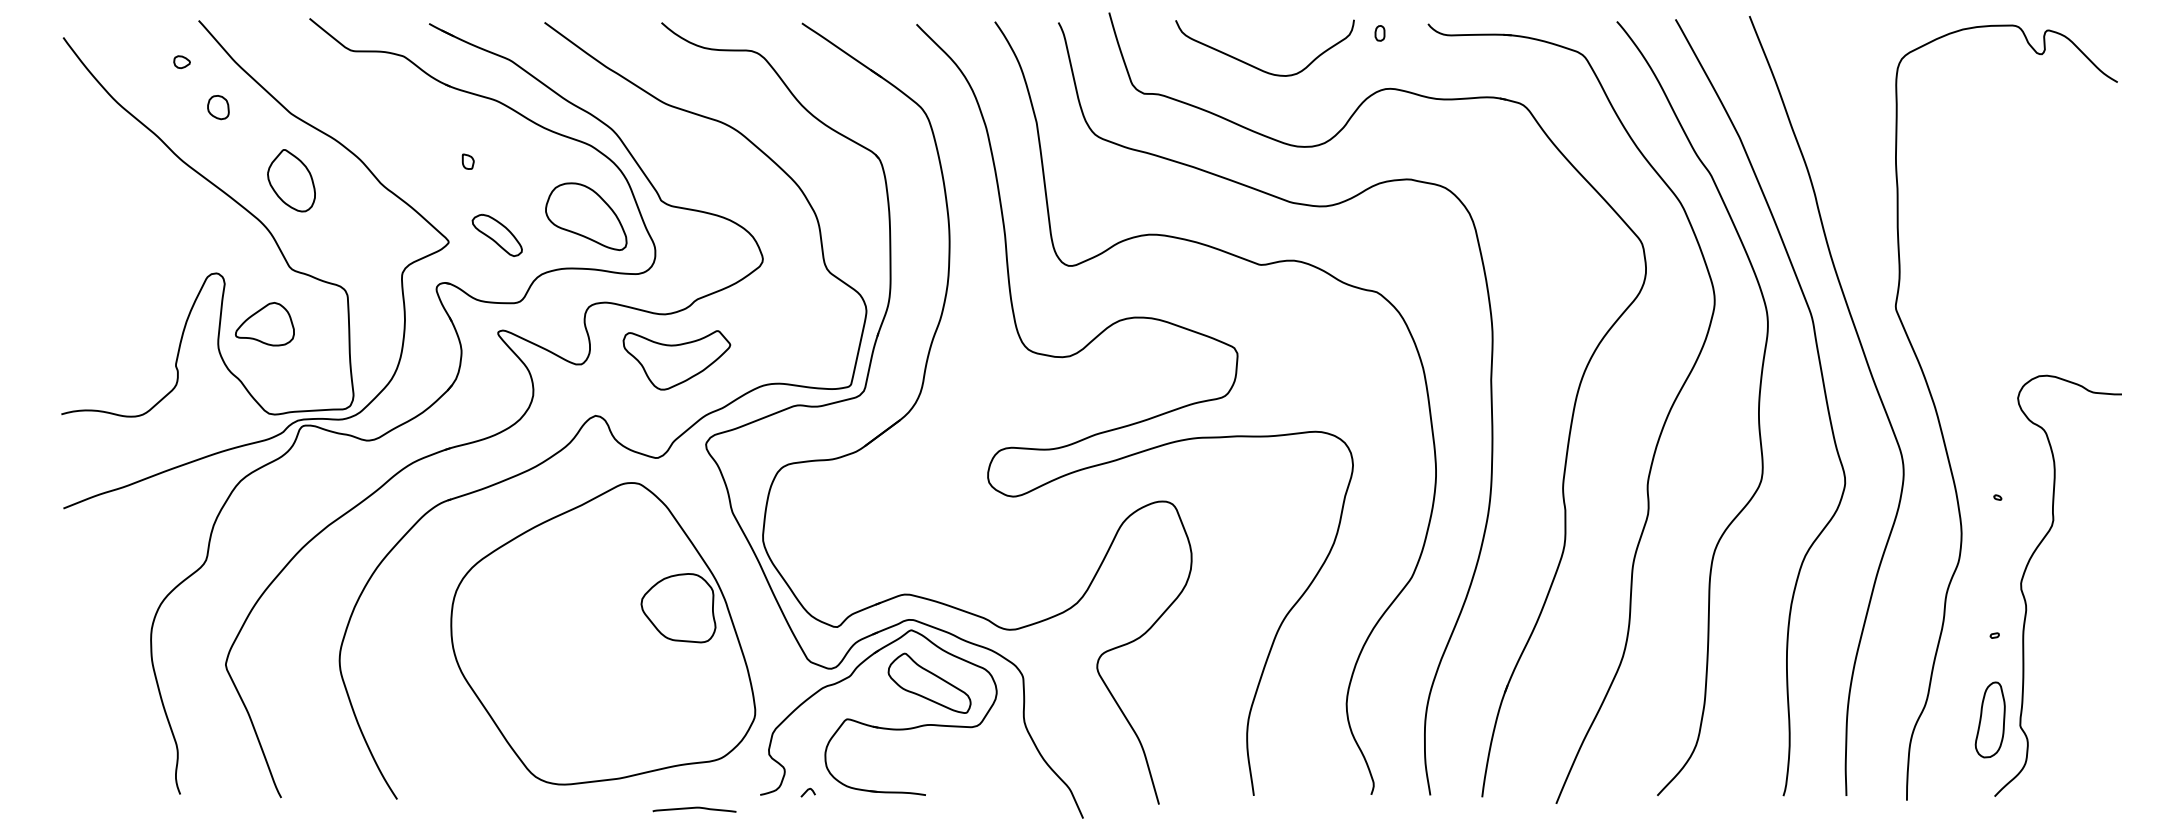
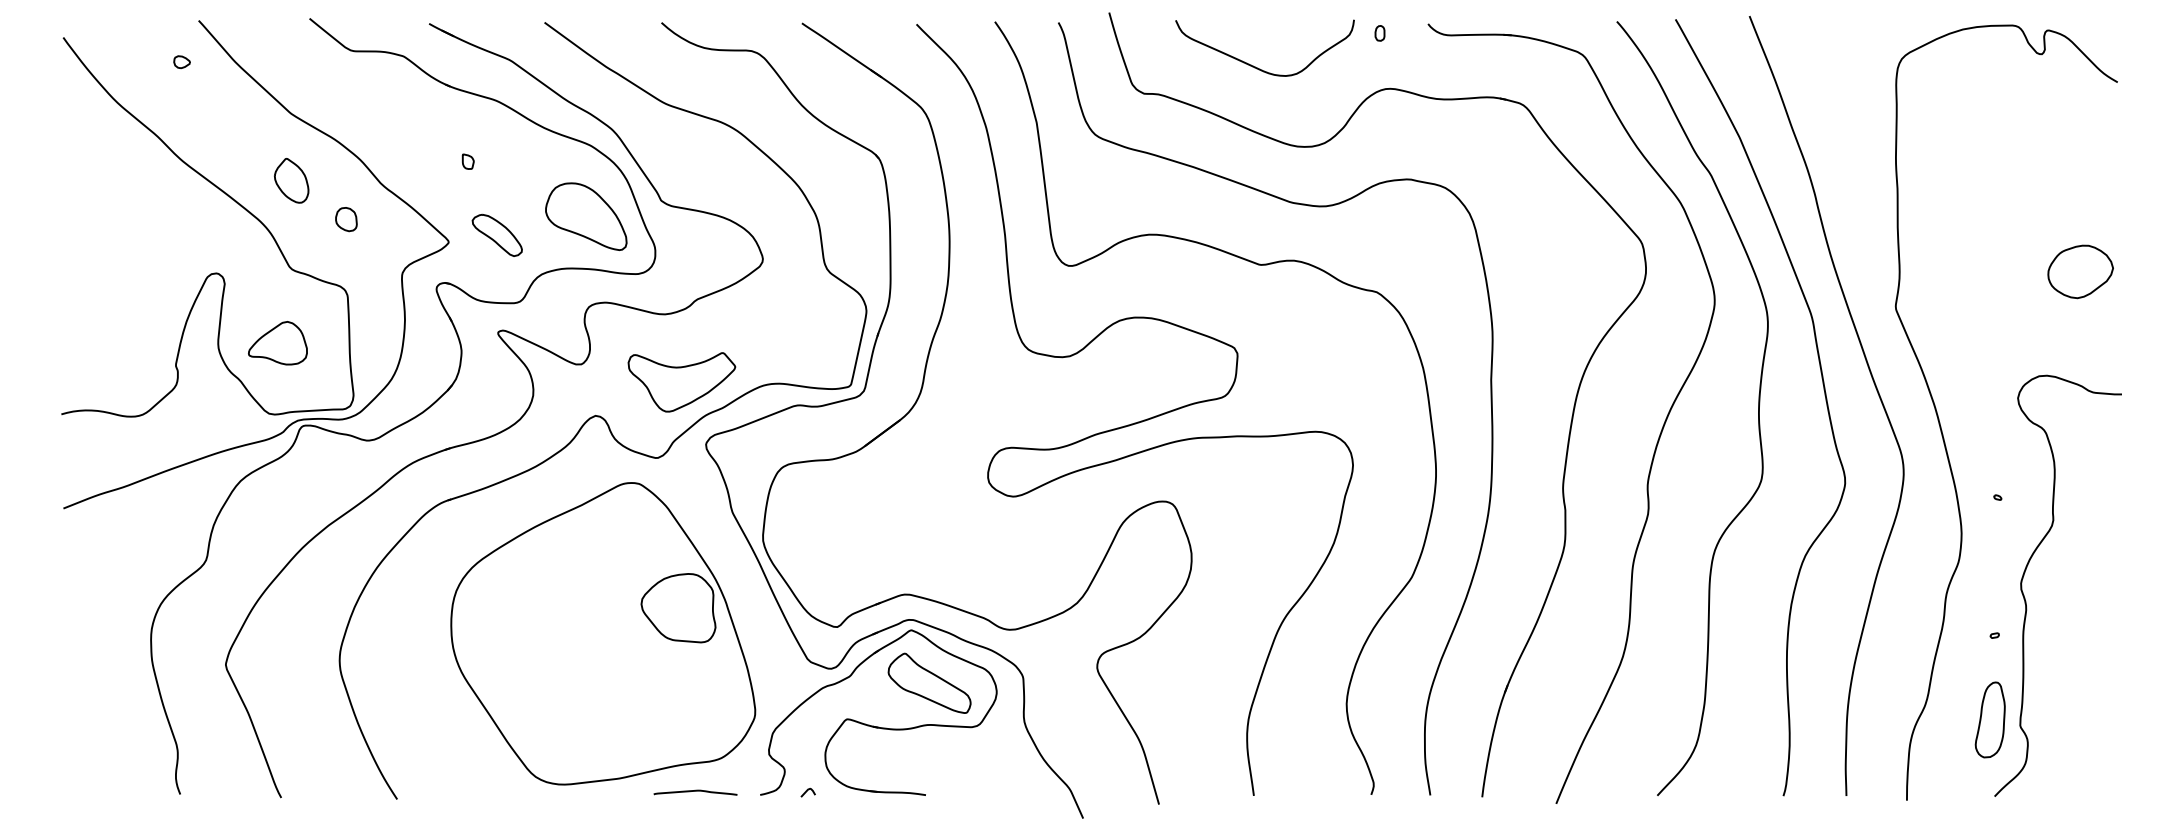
part position: (218, 107) -> (346, 219) (346, 219)
part size: 49x64 px -> 36x46 px (291, 180)
part: none -> present (2080, 271)
part position: (264, 324) -> (277, 343) (277, 343)
part position: (676, 360) -> (681, 382) (681, 382)
curve position: (694, 808) -> (695, 791) (695, 791)
